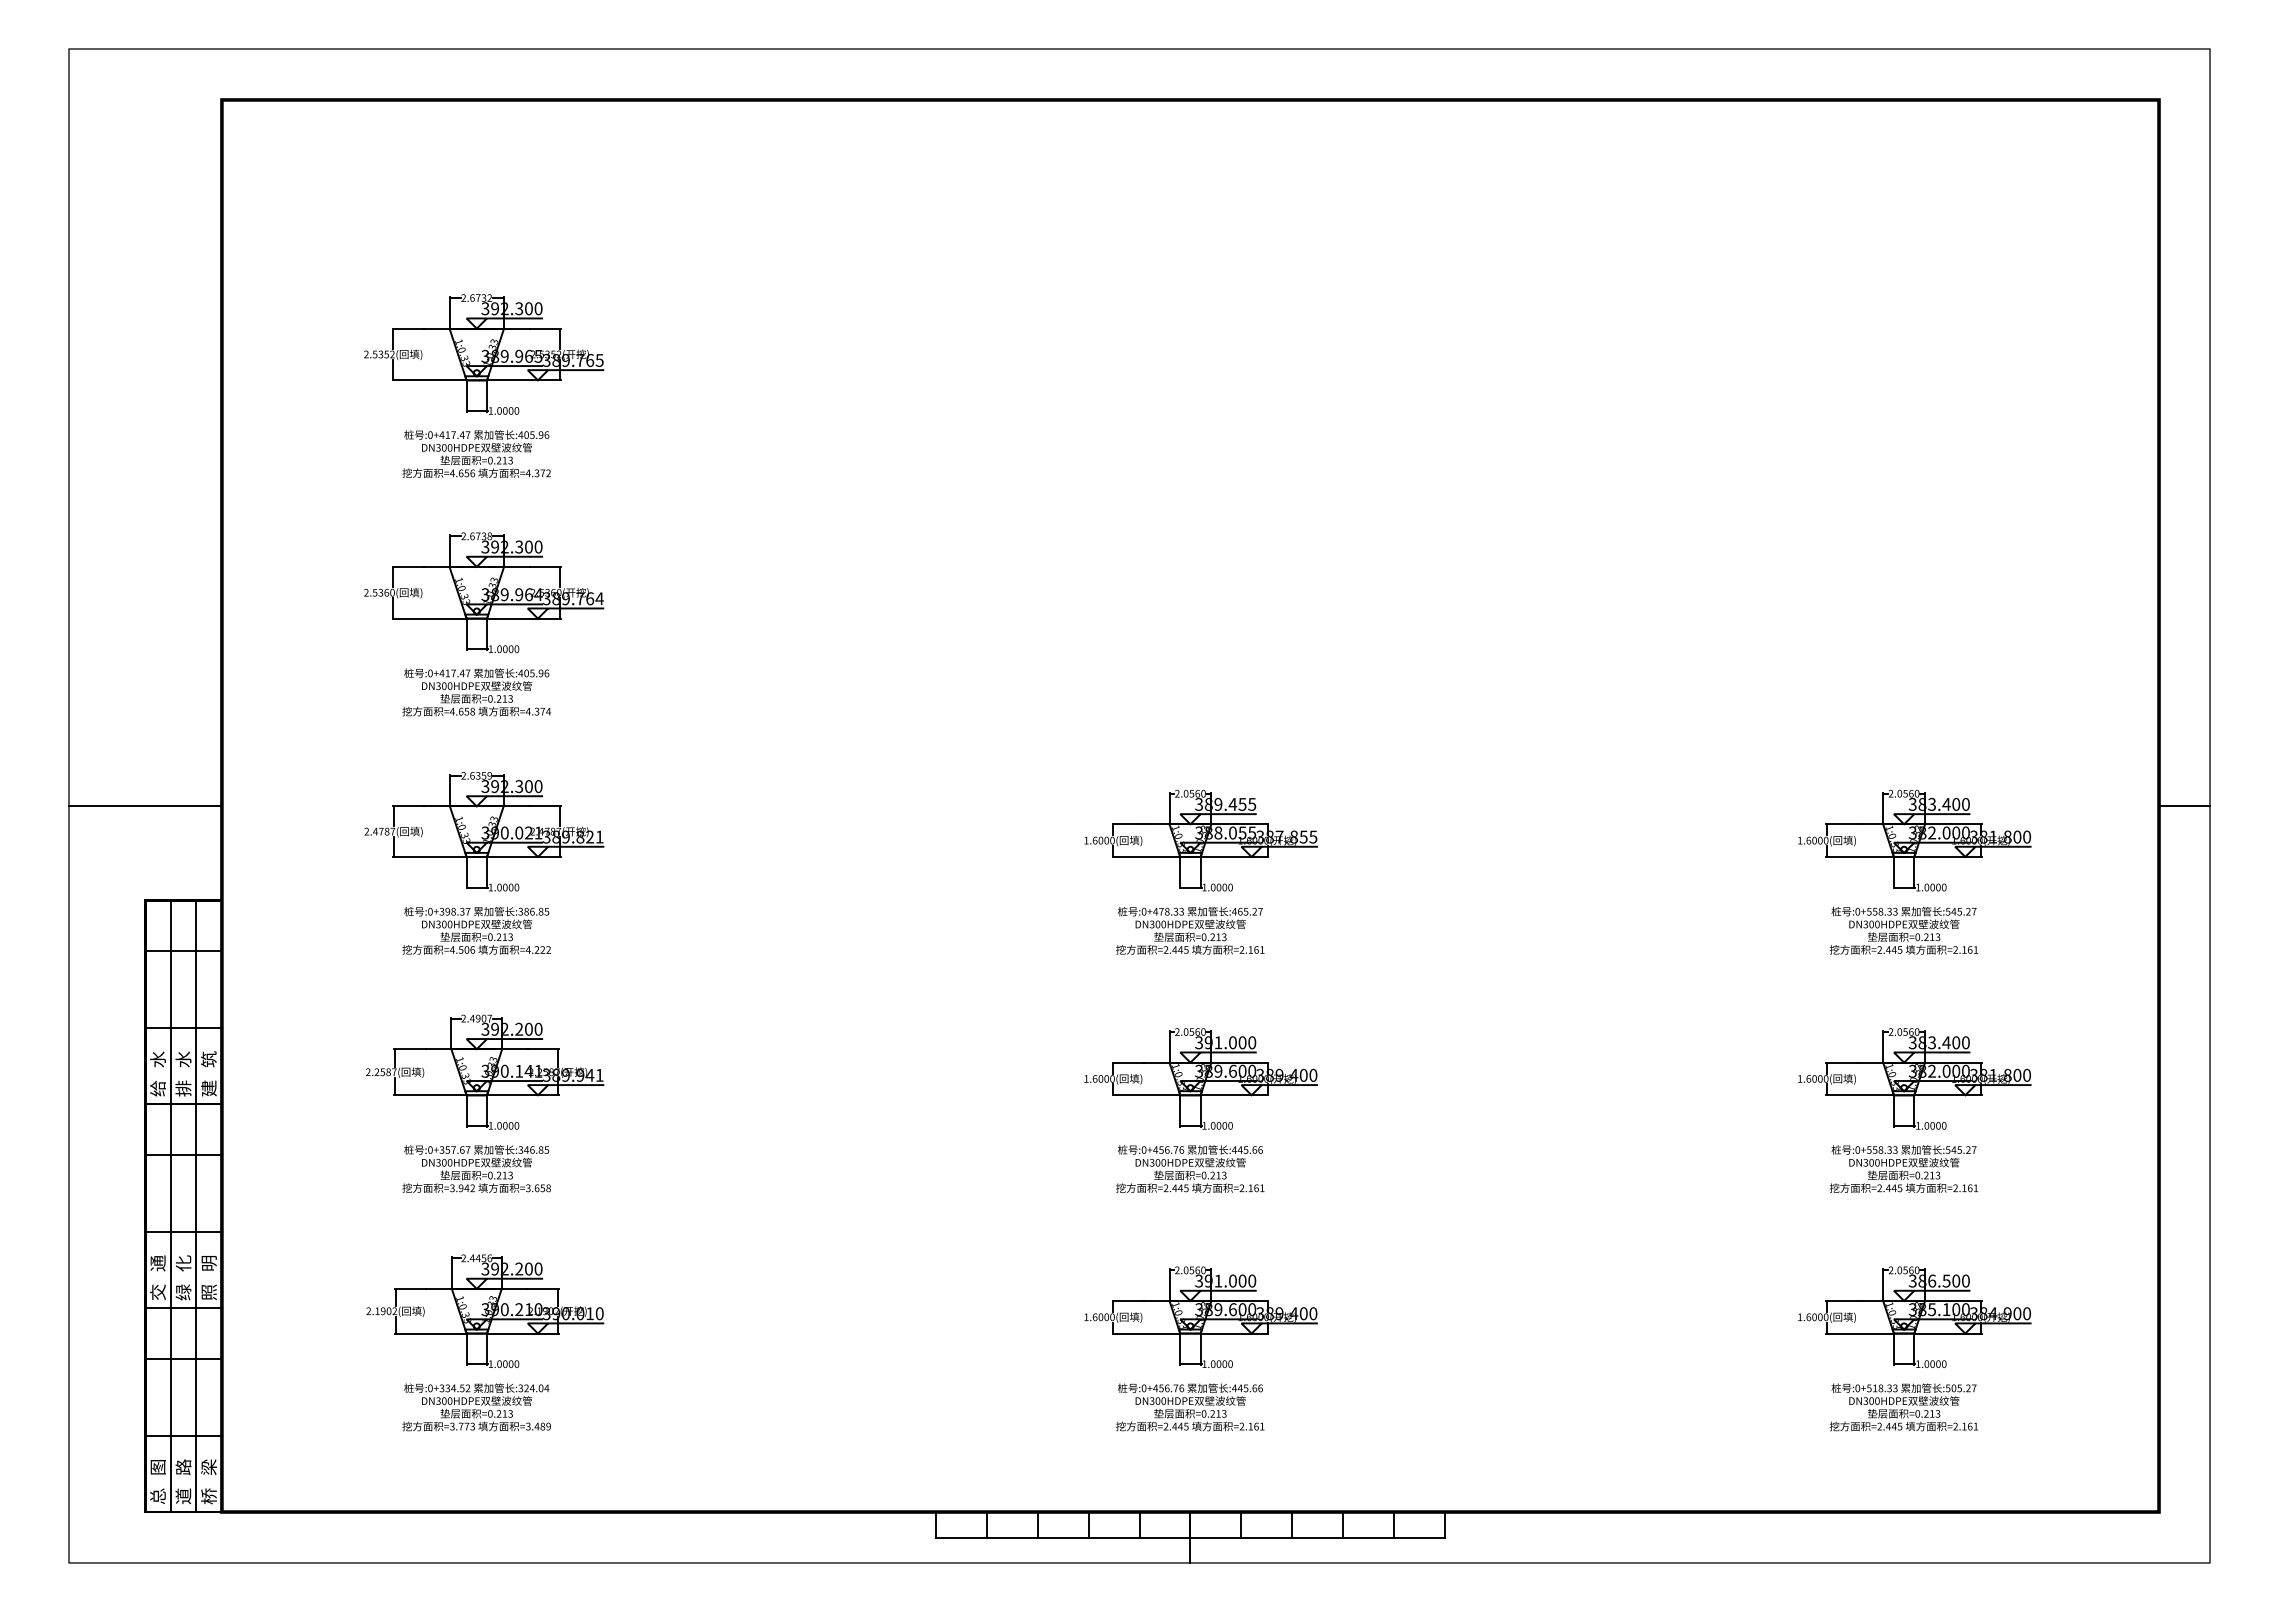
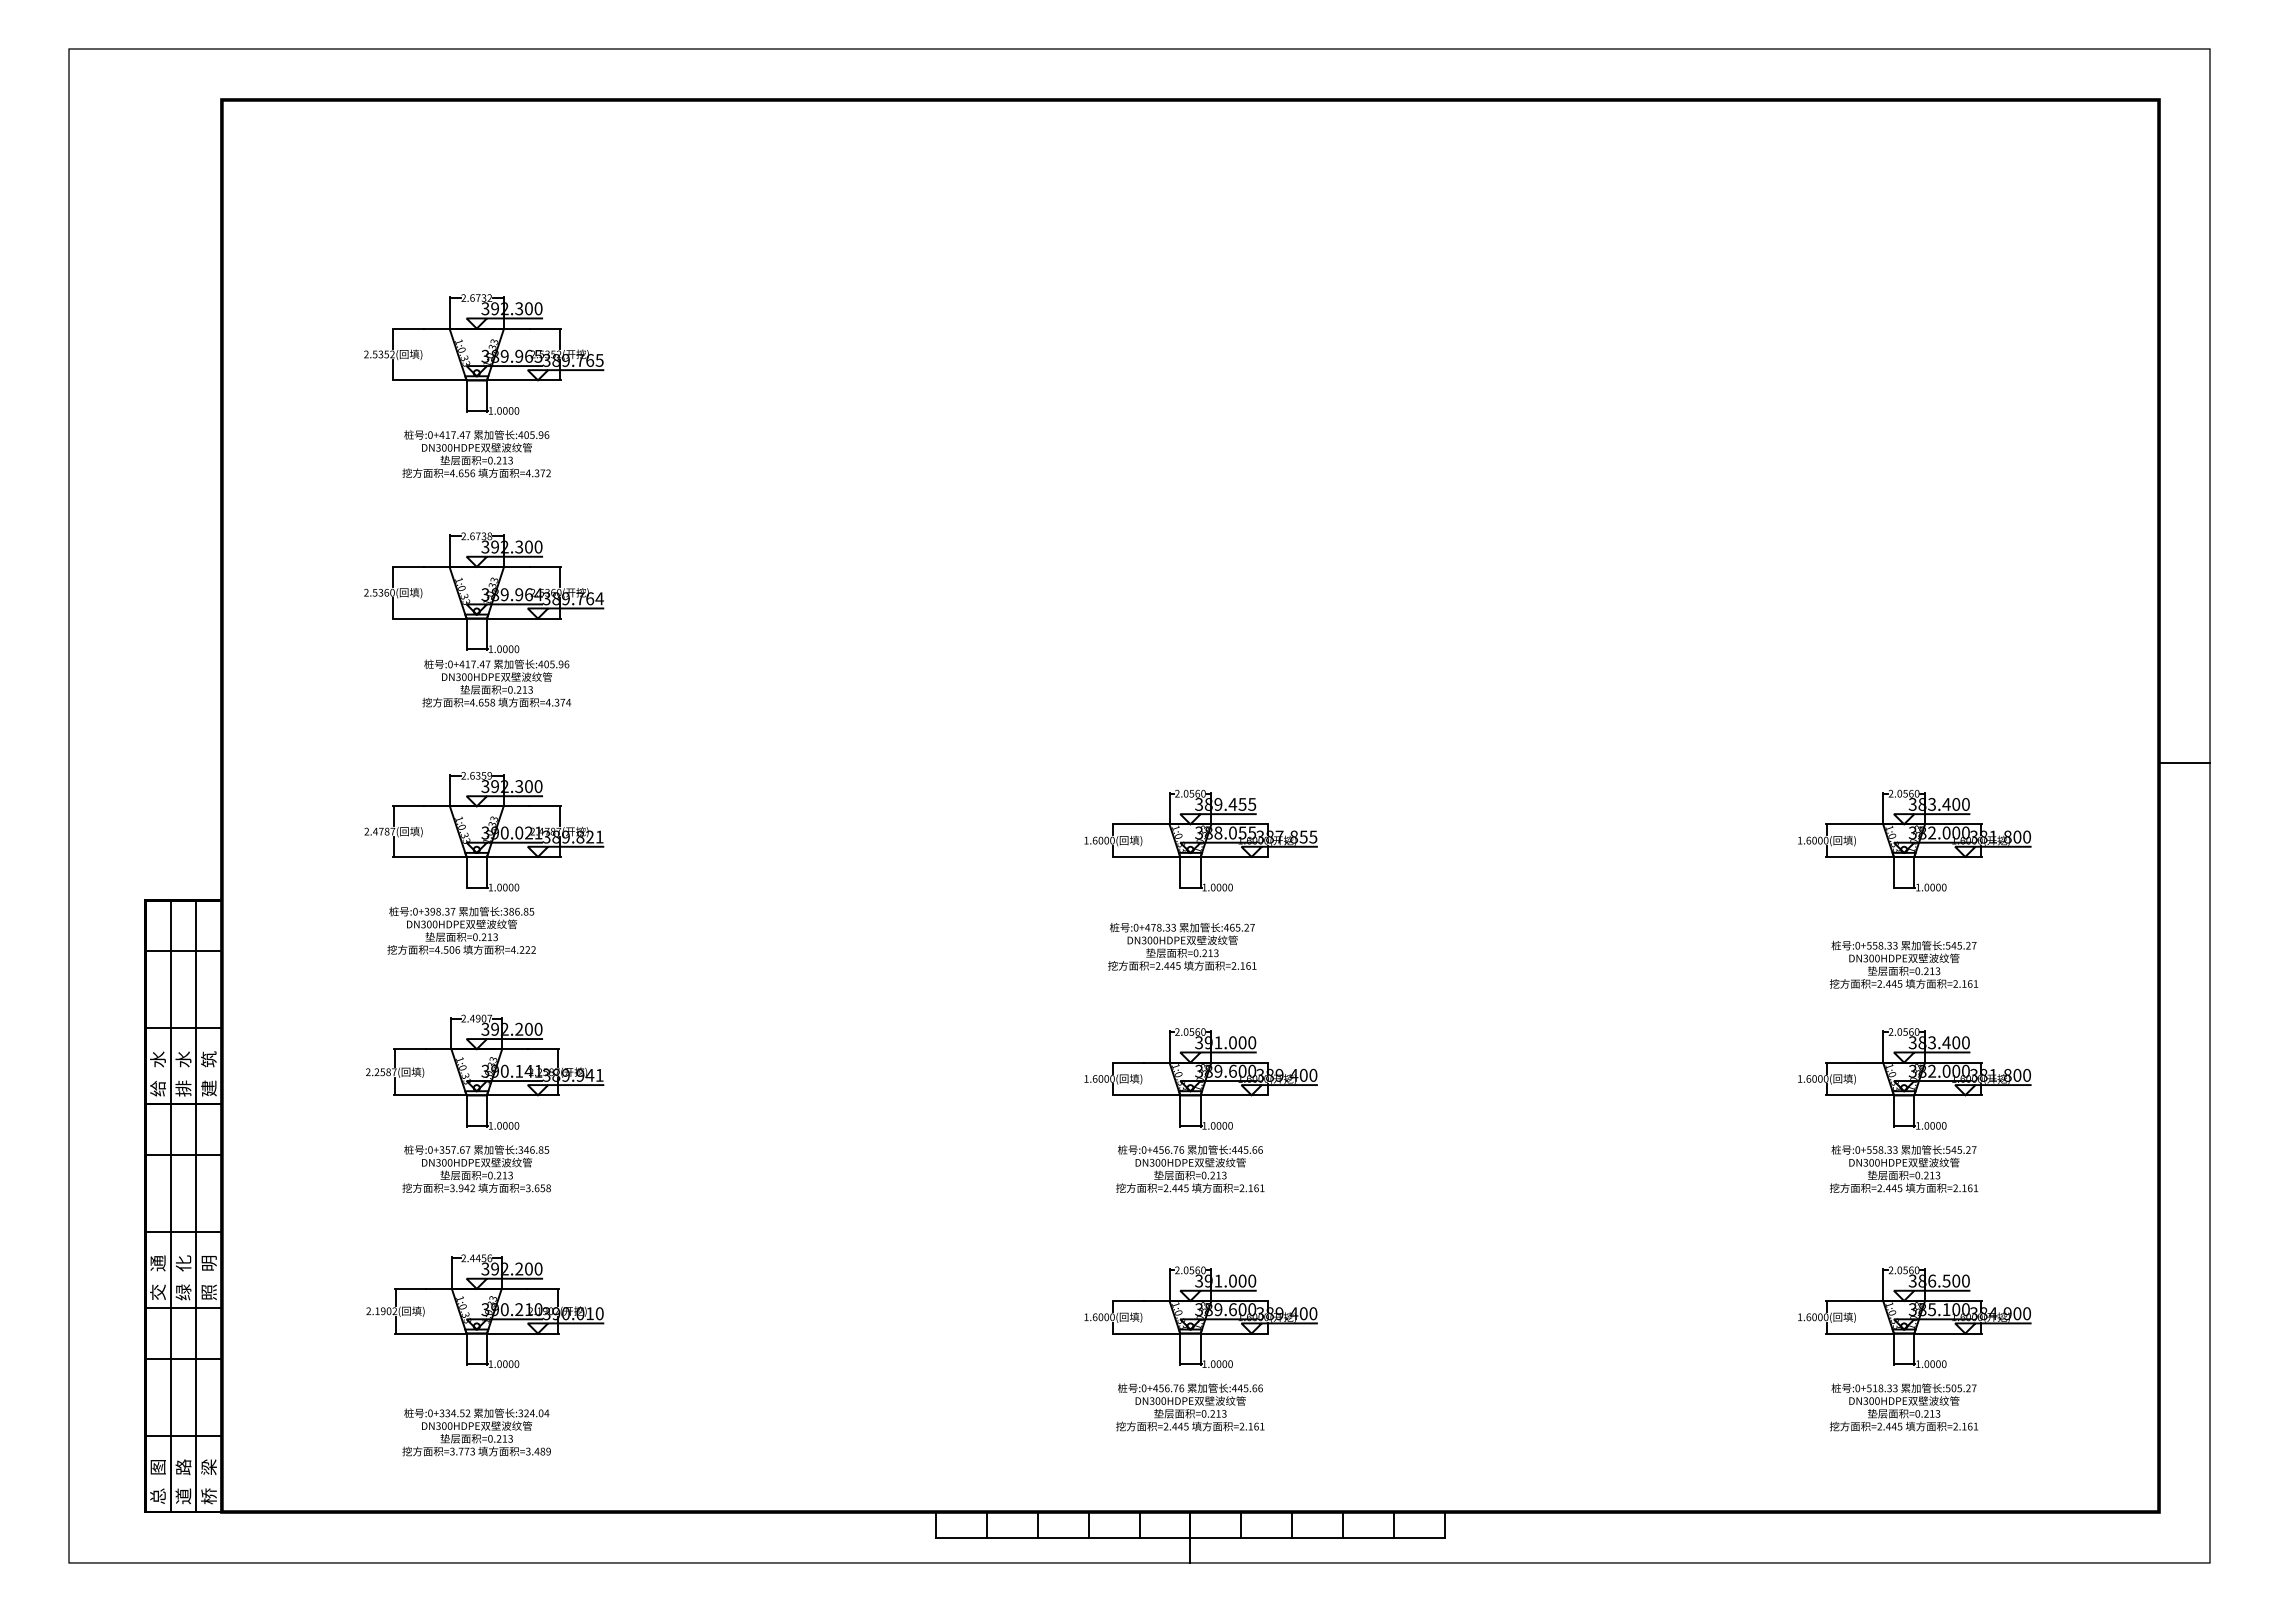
text position: (476, 692) -> (496, 683) (496, 683)
line: present -> none (145, 805)
line position: (2184, 805) -> (2184, 762) (2184, 762)
text position: (476, 930) -> (461, 930) (461, 930)
text position: (1190, 930) -> (1182, 946) (1182, 946)
text position: (1903, 930) -> (1903, 964) (1903, 964)
text position: (476, 1407) -> (476, 1432) (476, 1432)
